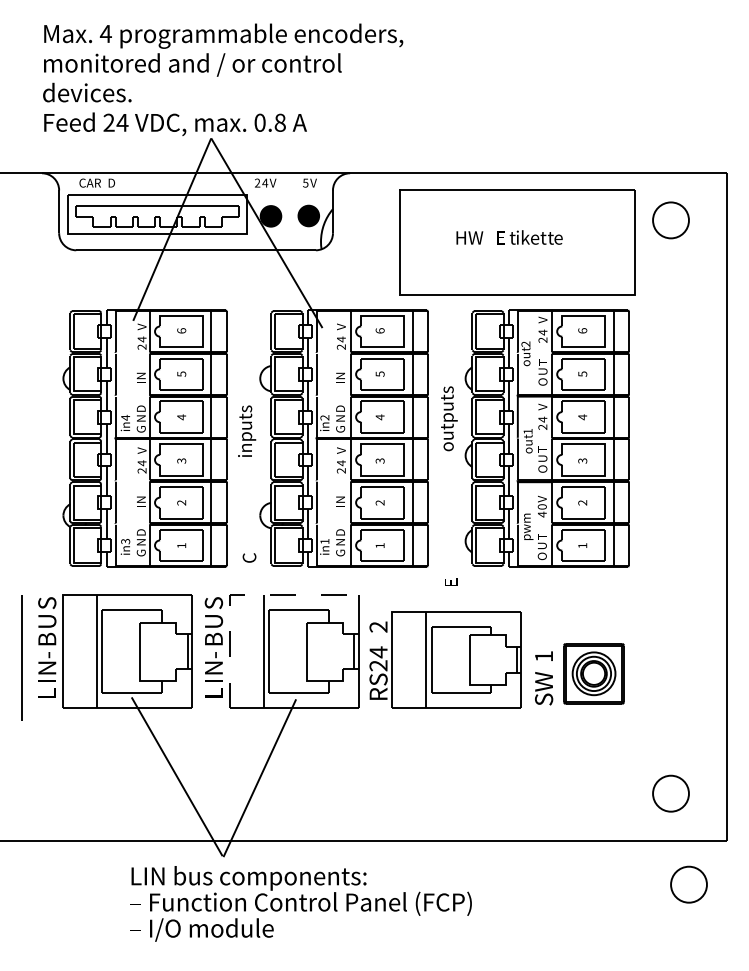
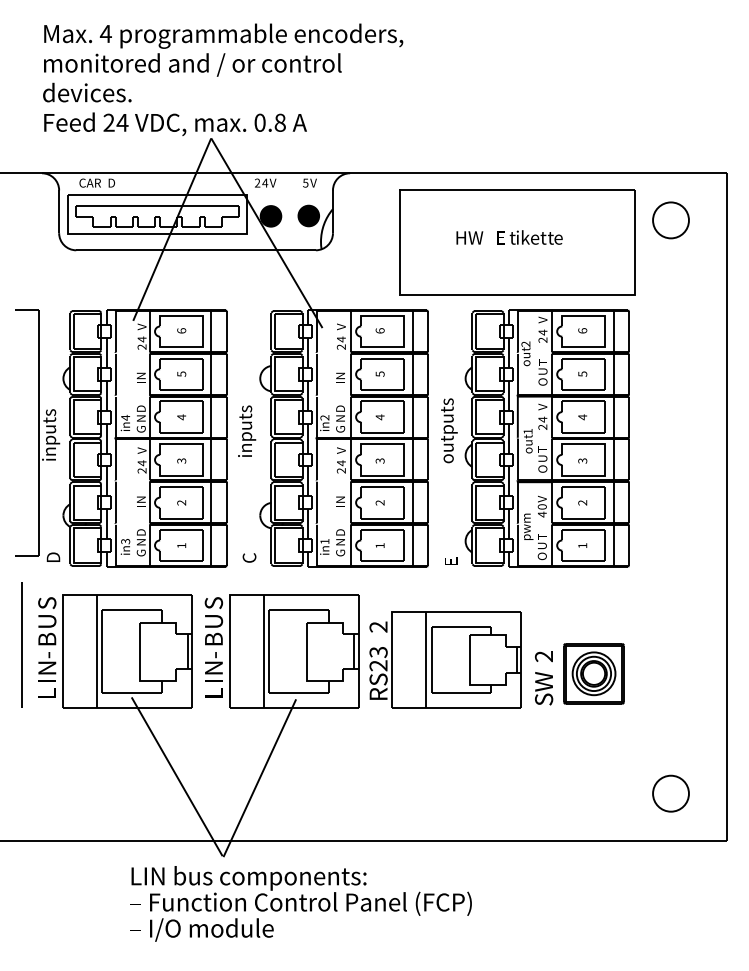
text position: (449, 418) -> (449, 430) (449, 430)
part: none -> present (37, 435)
text position: (451, 581) -> (451, 560) (451, 560)
line: dashed -> solid (237, 595)
text: RS24 -> RS23 (378, 652)
text: 1 -> 2 (543, 656)
line position: (21, 657) -> (21, 644) (21, 644)
part: present -> none (688, 884)
